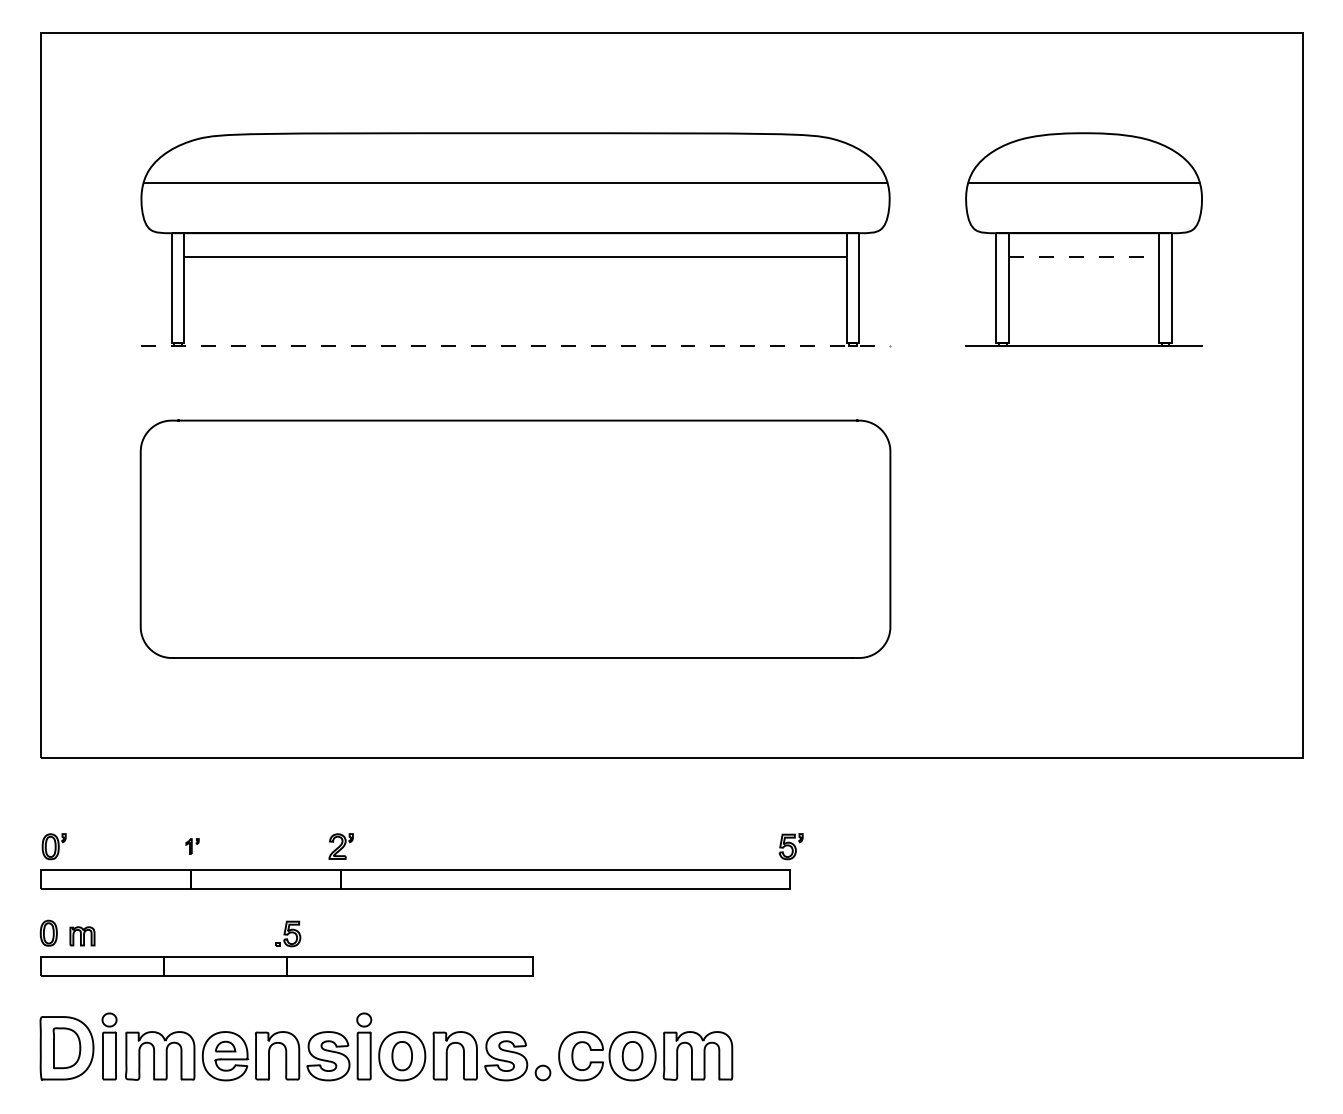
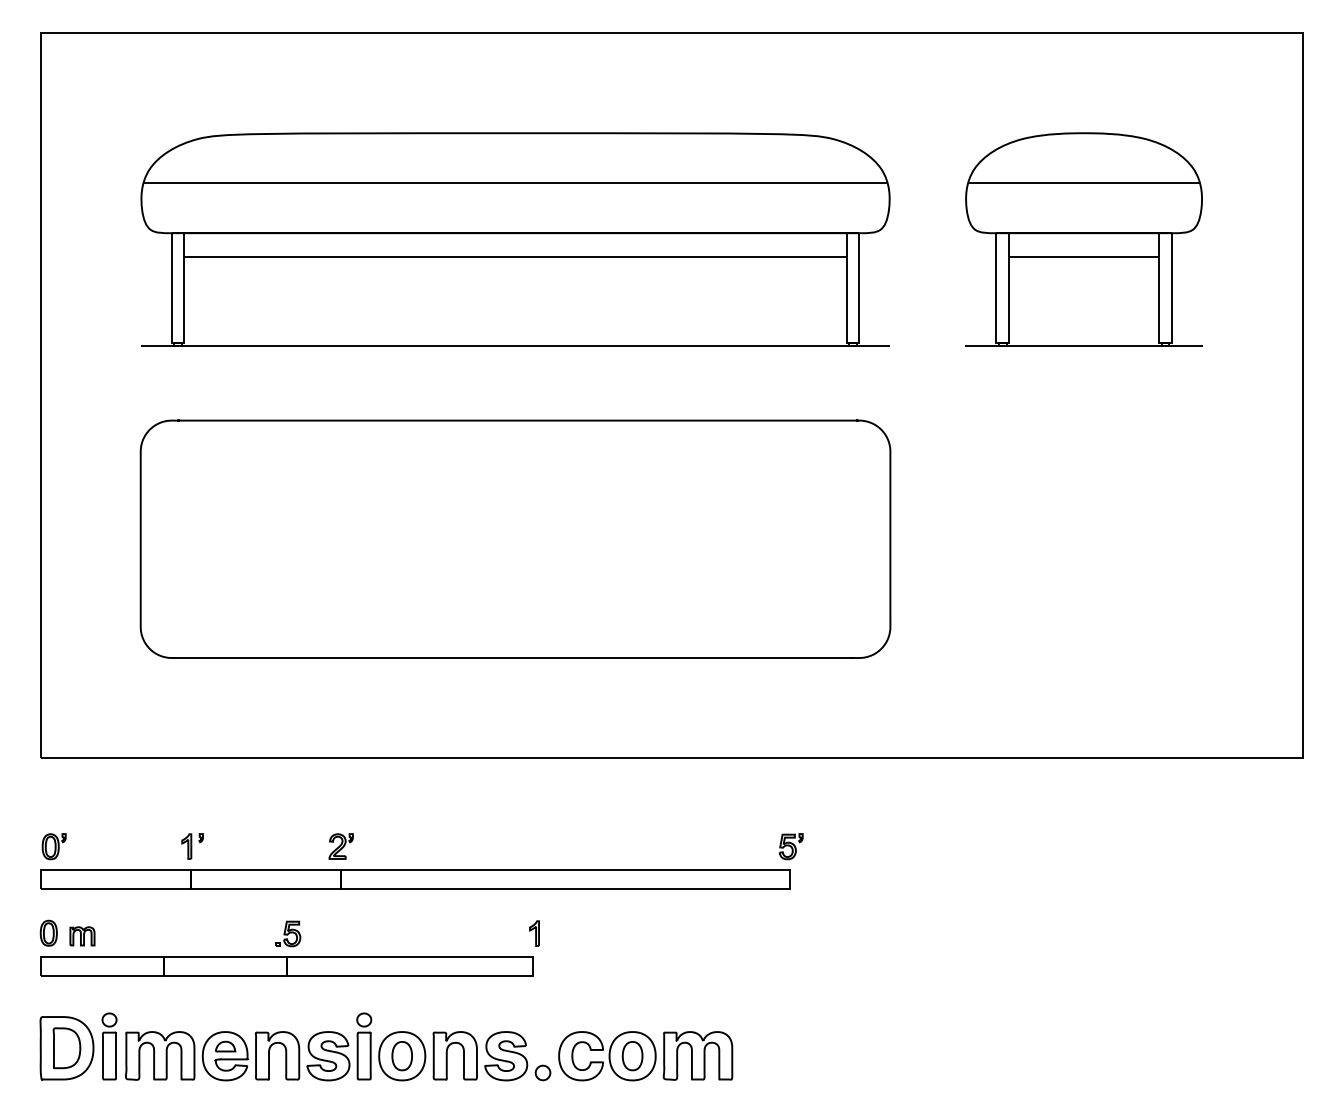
line: dashed -> solid (1084, 256)
line: dashed -> solid (515, 345)
part size: 15x17 px -> 23x27 px (192, 846)
part: none -> present (534, 933)
